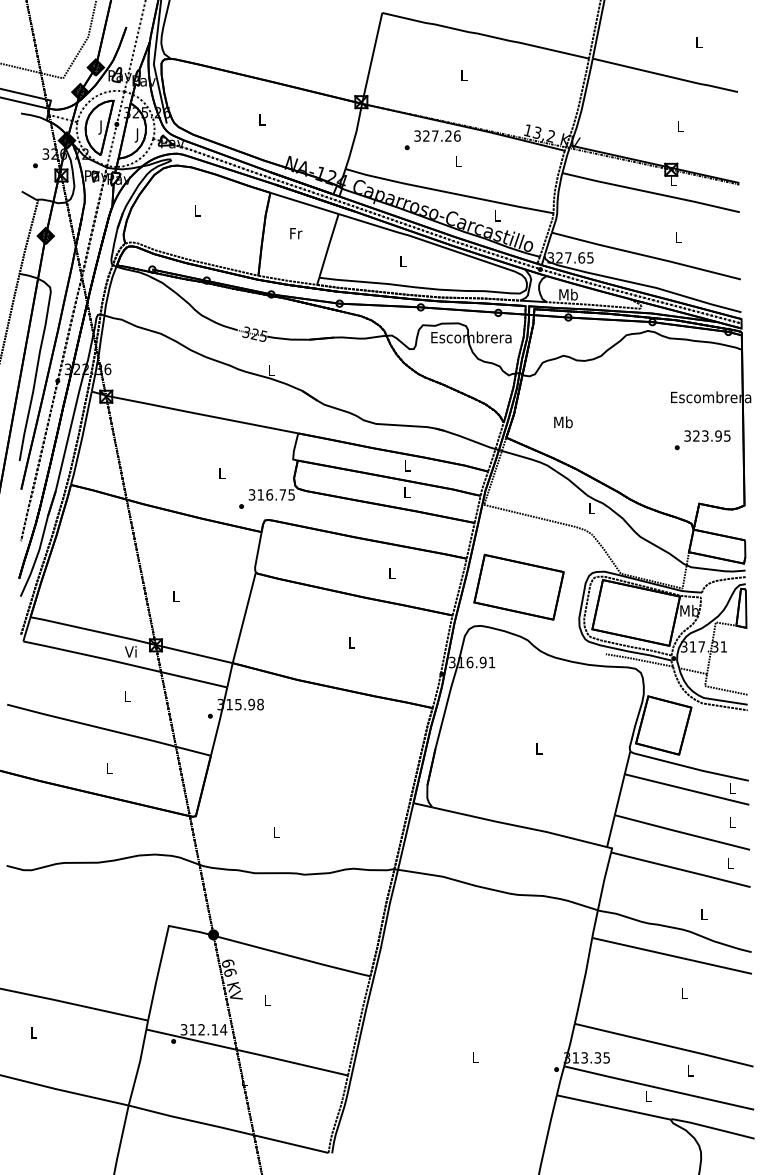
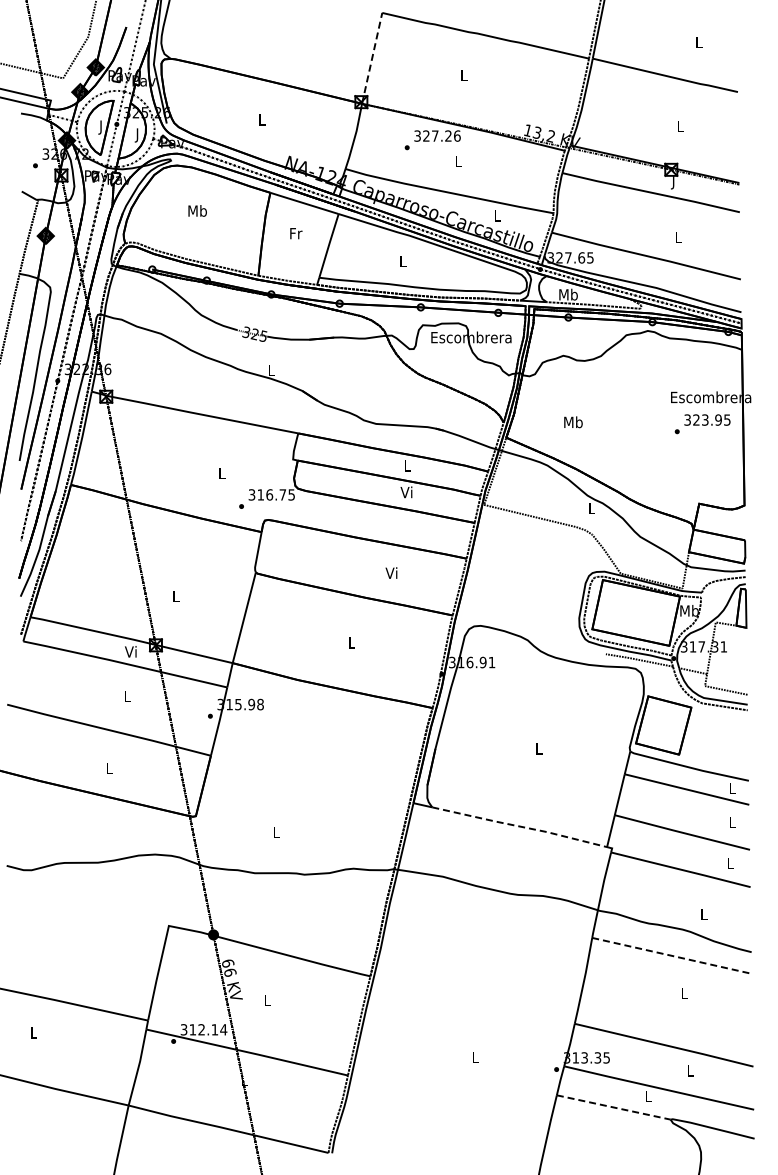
line: solid -> dashed (372, 58)
text: L -> J (673, 182)
text: L -> Mb (197, 210)
text position: (563, 422) -> (573, 422) (573, 422)
text position: (702, 440) -> (702, 424) (702, 424)
text: L -> Vi (406, 492)
text: L -> Vi (391, 572)
part: present -> none (518, 586)
line: solid -> dashed (520, 826)
line: solid -> dashed (672, 955)
line: solid -> dashed (614, 1107)
